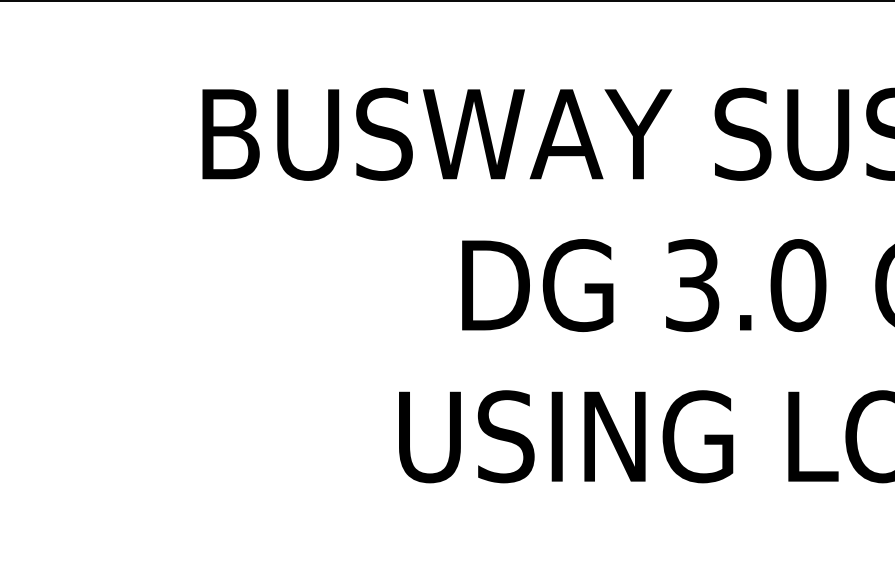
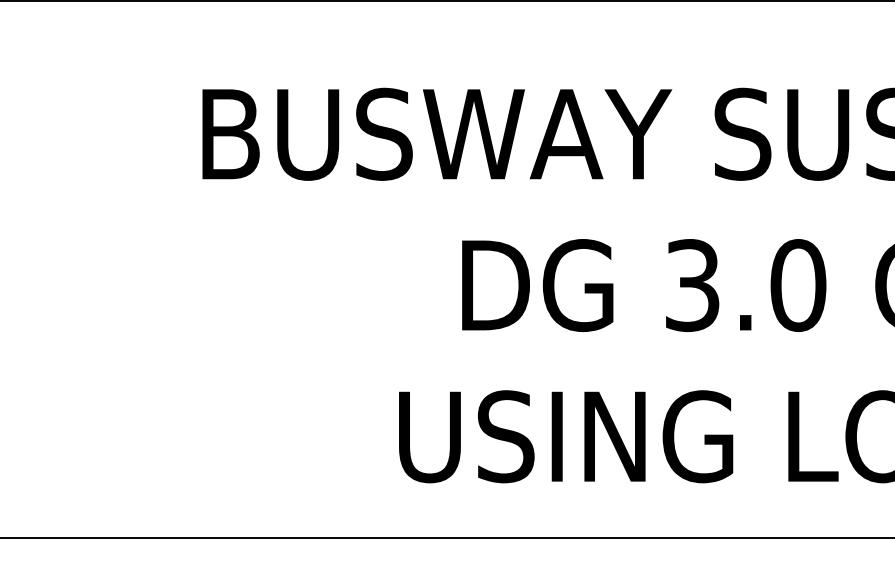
line: none -> present (446, 538)
